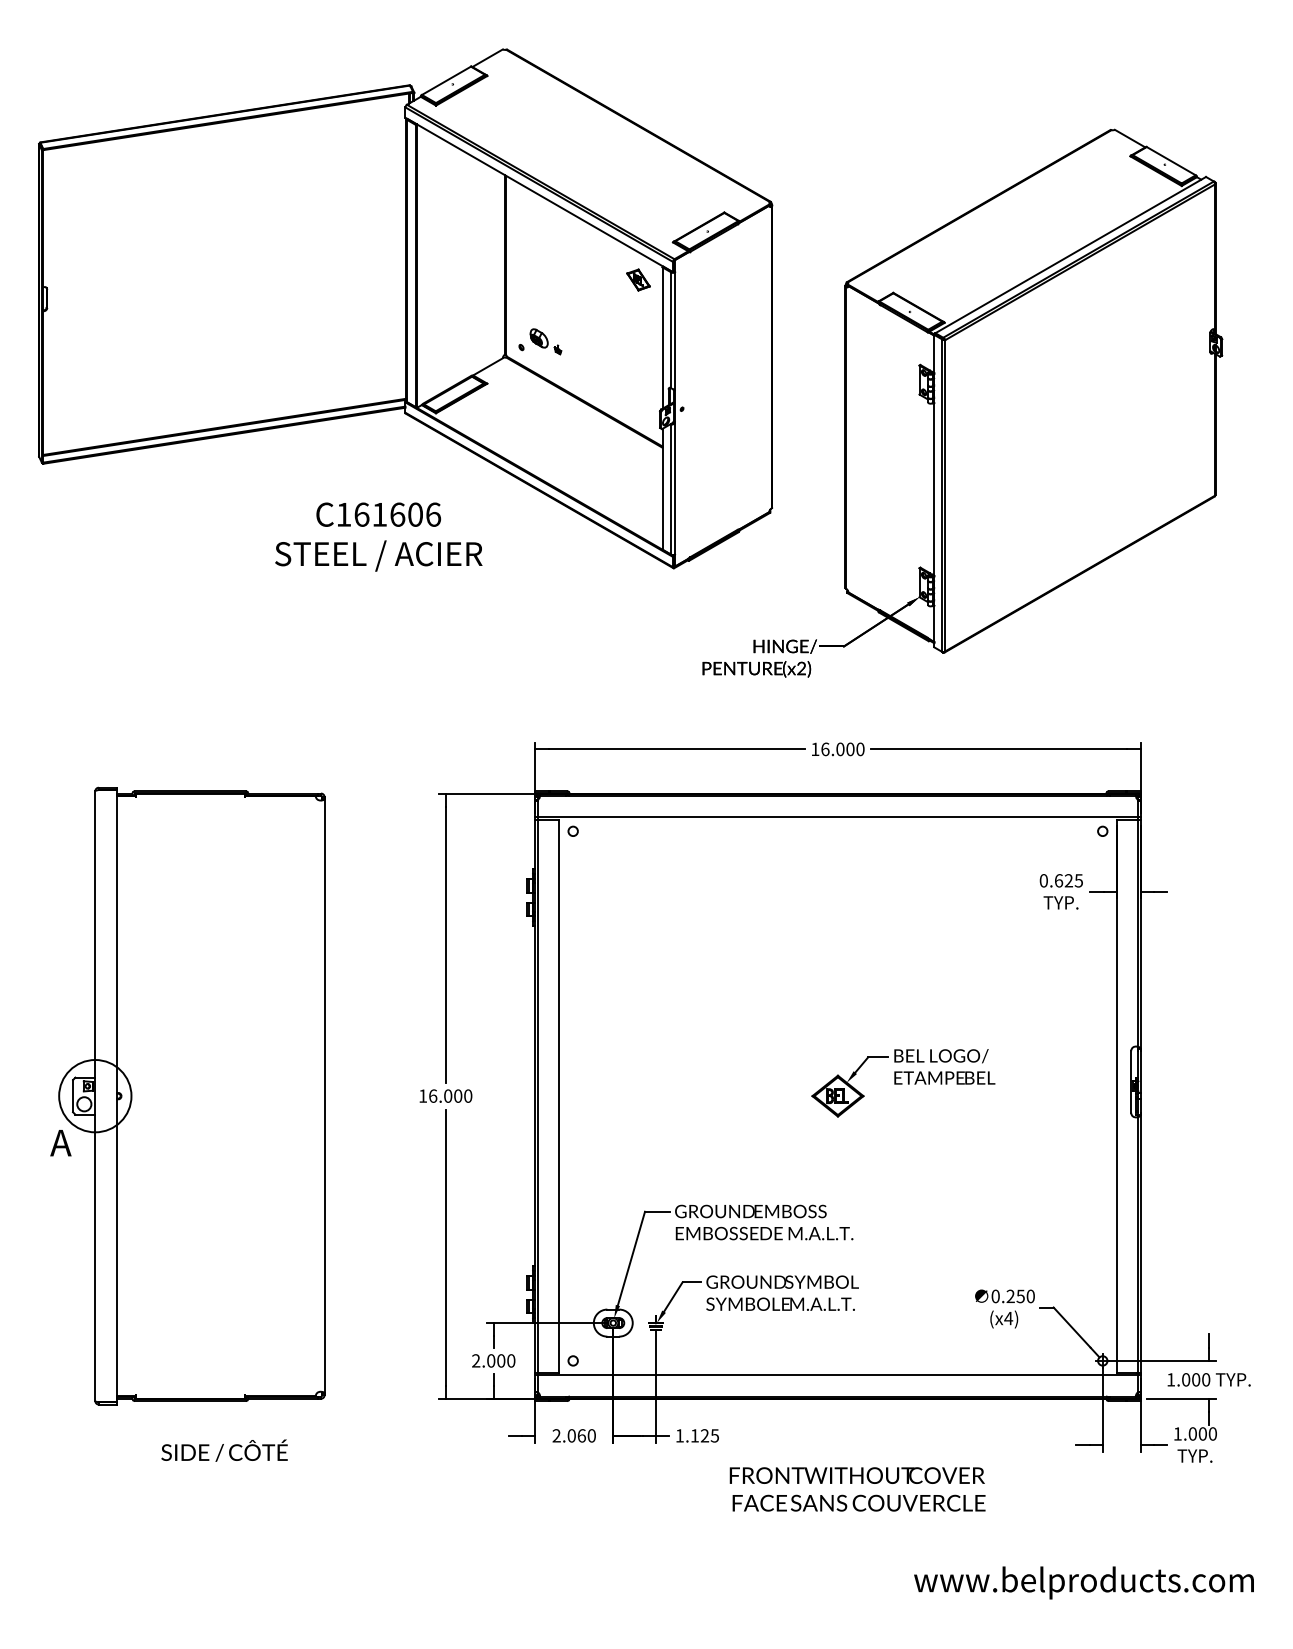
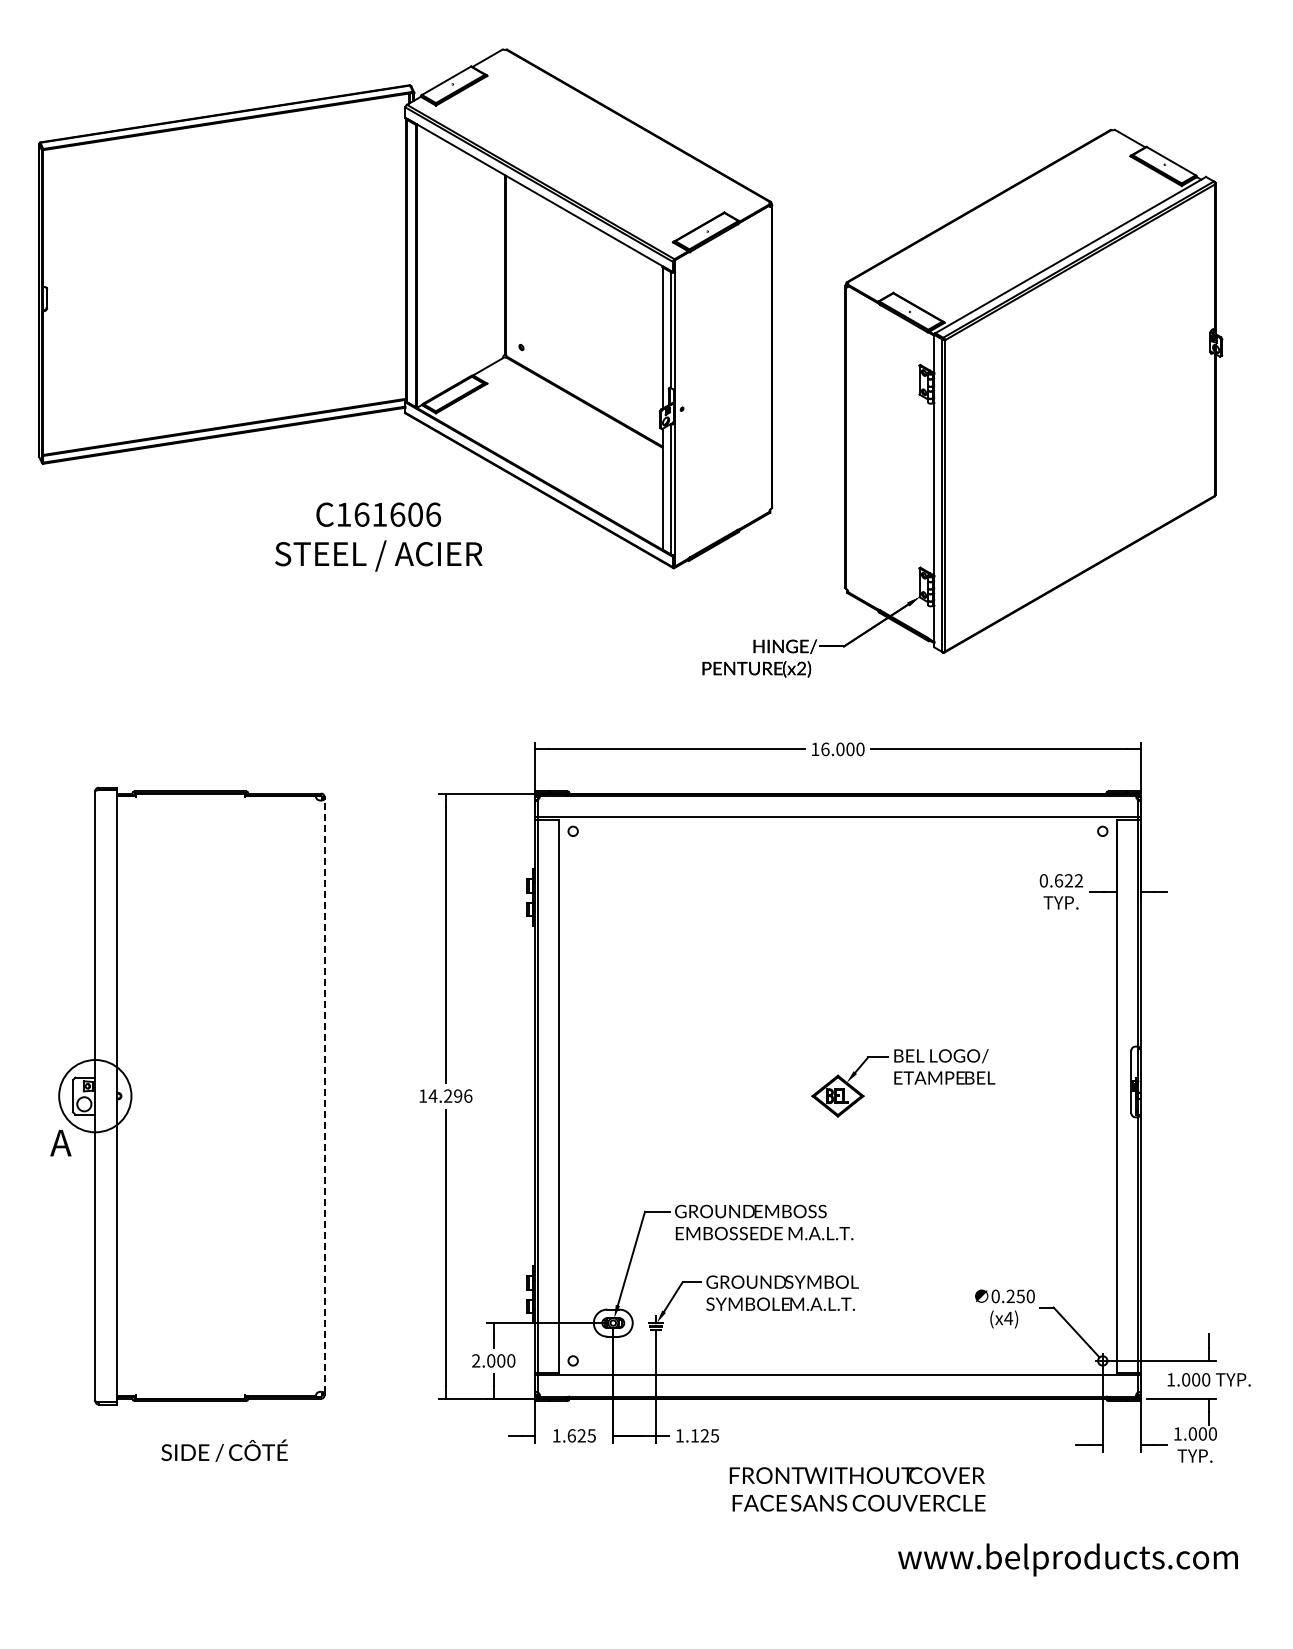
part: present -> none (638, 279)
part: present -> none (545, 341)
text: 0.625 -> 0.622 (1078, 880)
line: solid -> dashed (324, 1095)
text: 16.000 -> 14.296 (450, 1095)
text: 2.060 -> 1.625 (573, 1435)
text position: (1083, 1582) -> (1067, 1559) (1067, 1559)
